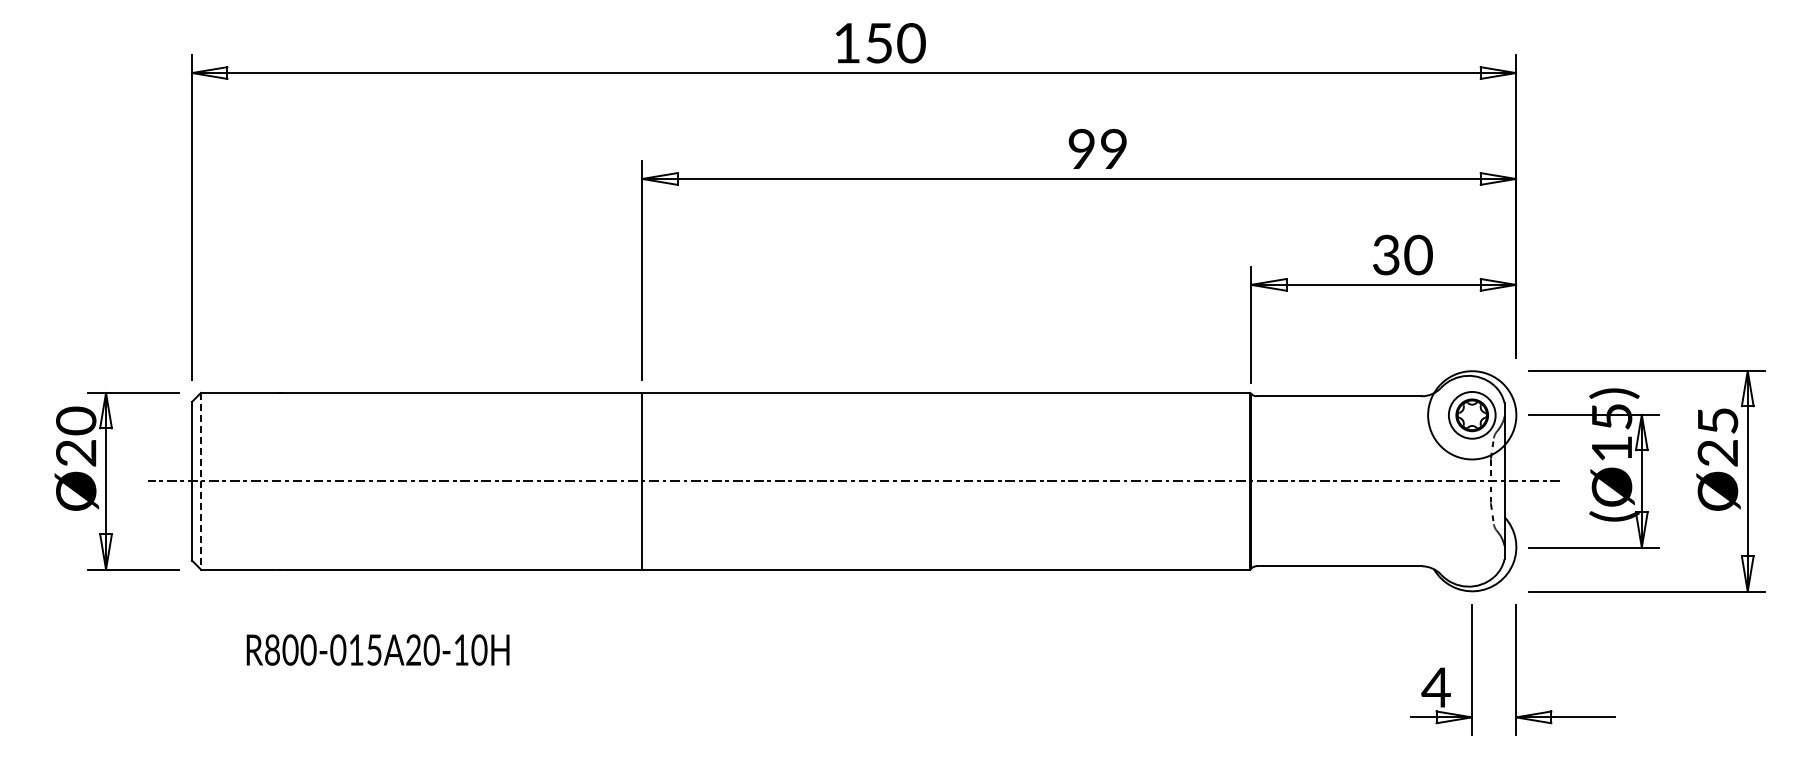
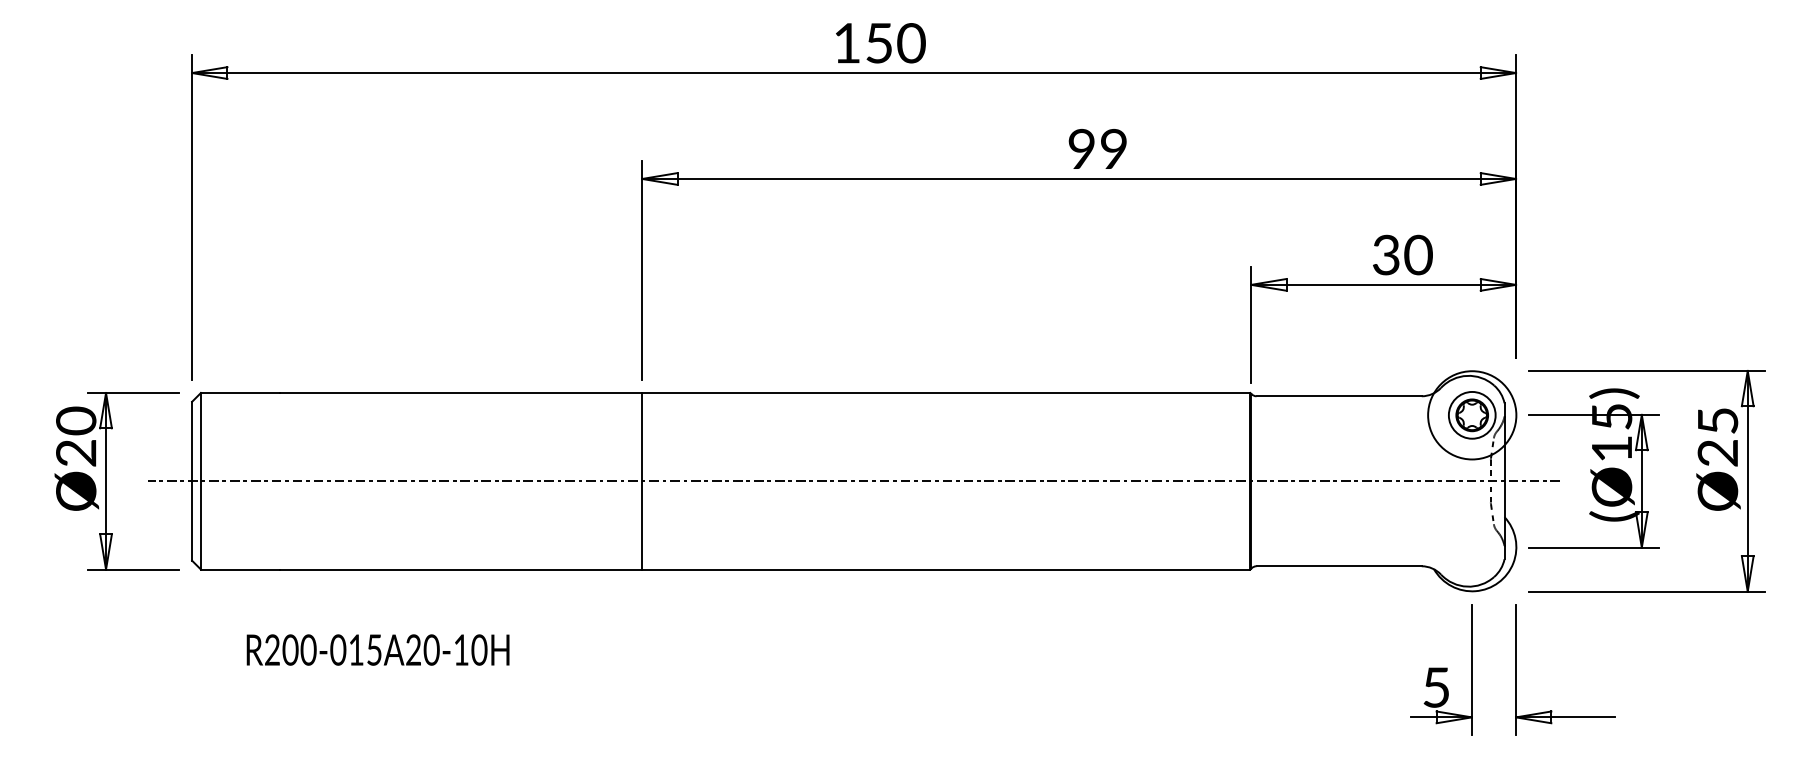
line: dashed -> solid (200, 481)
text: R800-015A20-10H -> R200-015A20-10H (272, 650)
text: 4 -> 5 (1435, 687)
